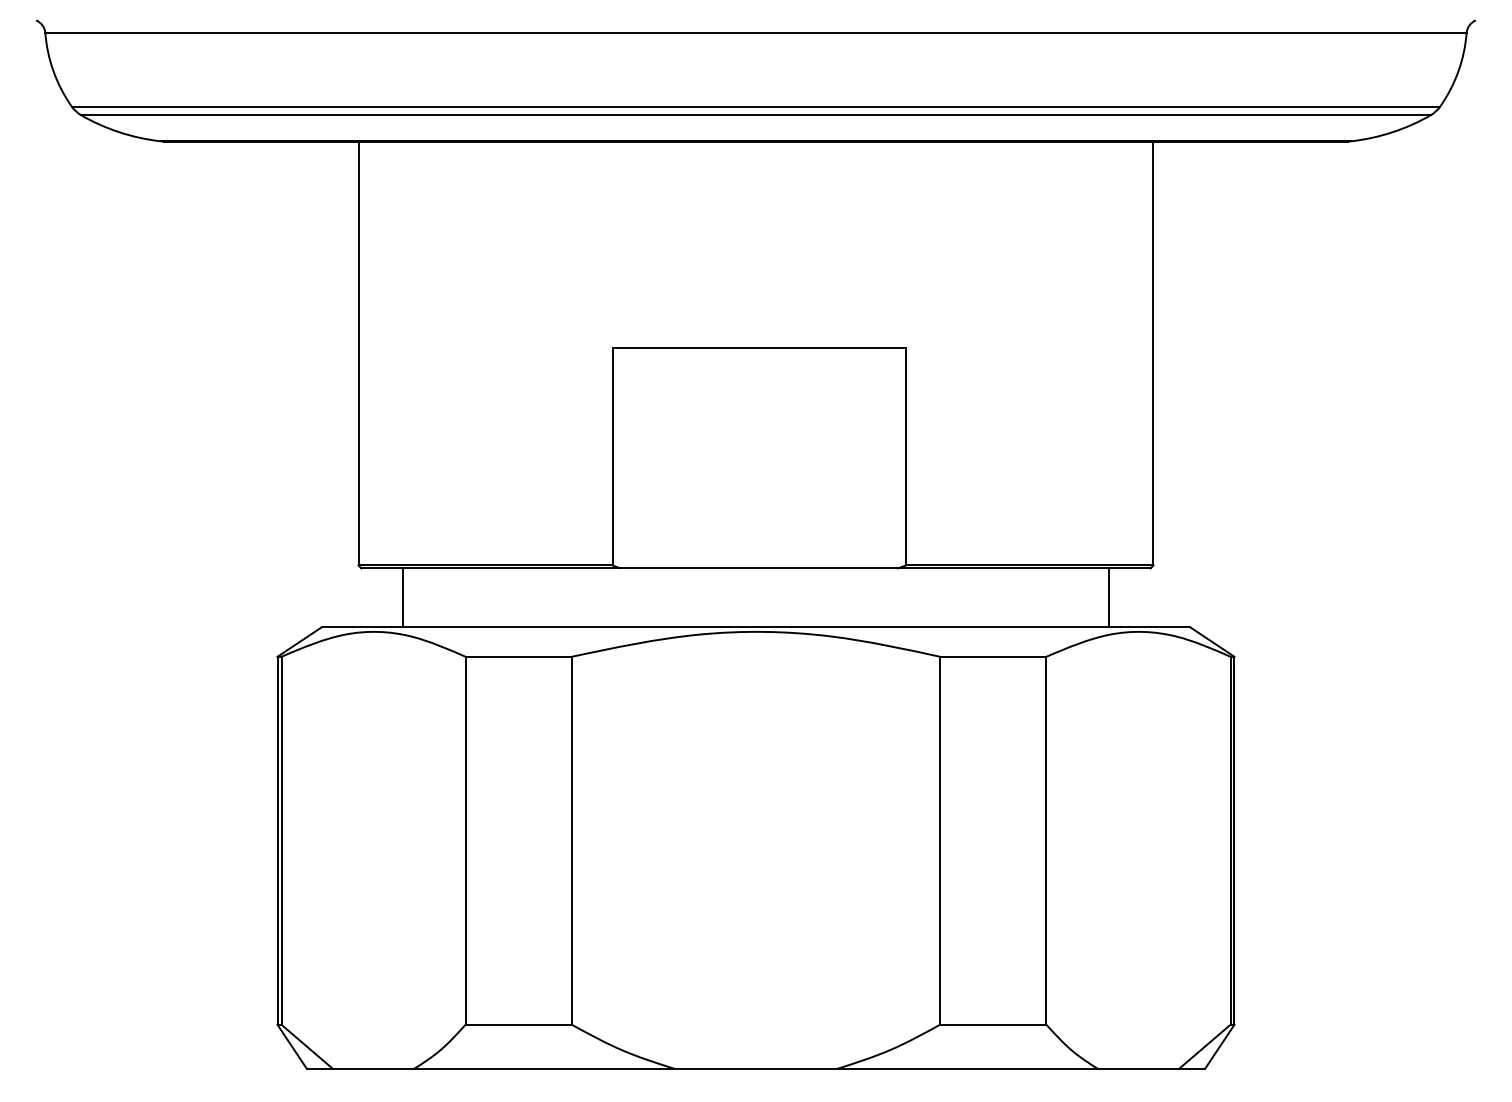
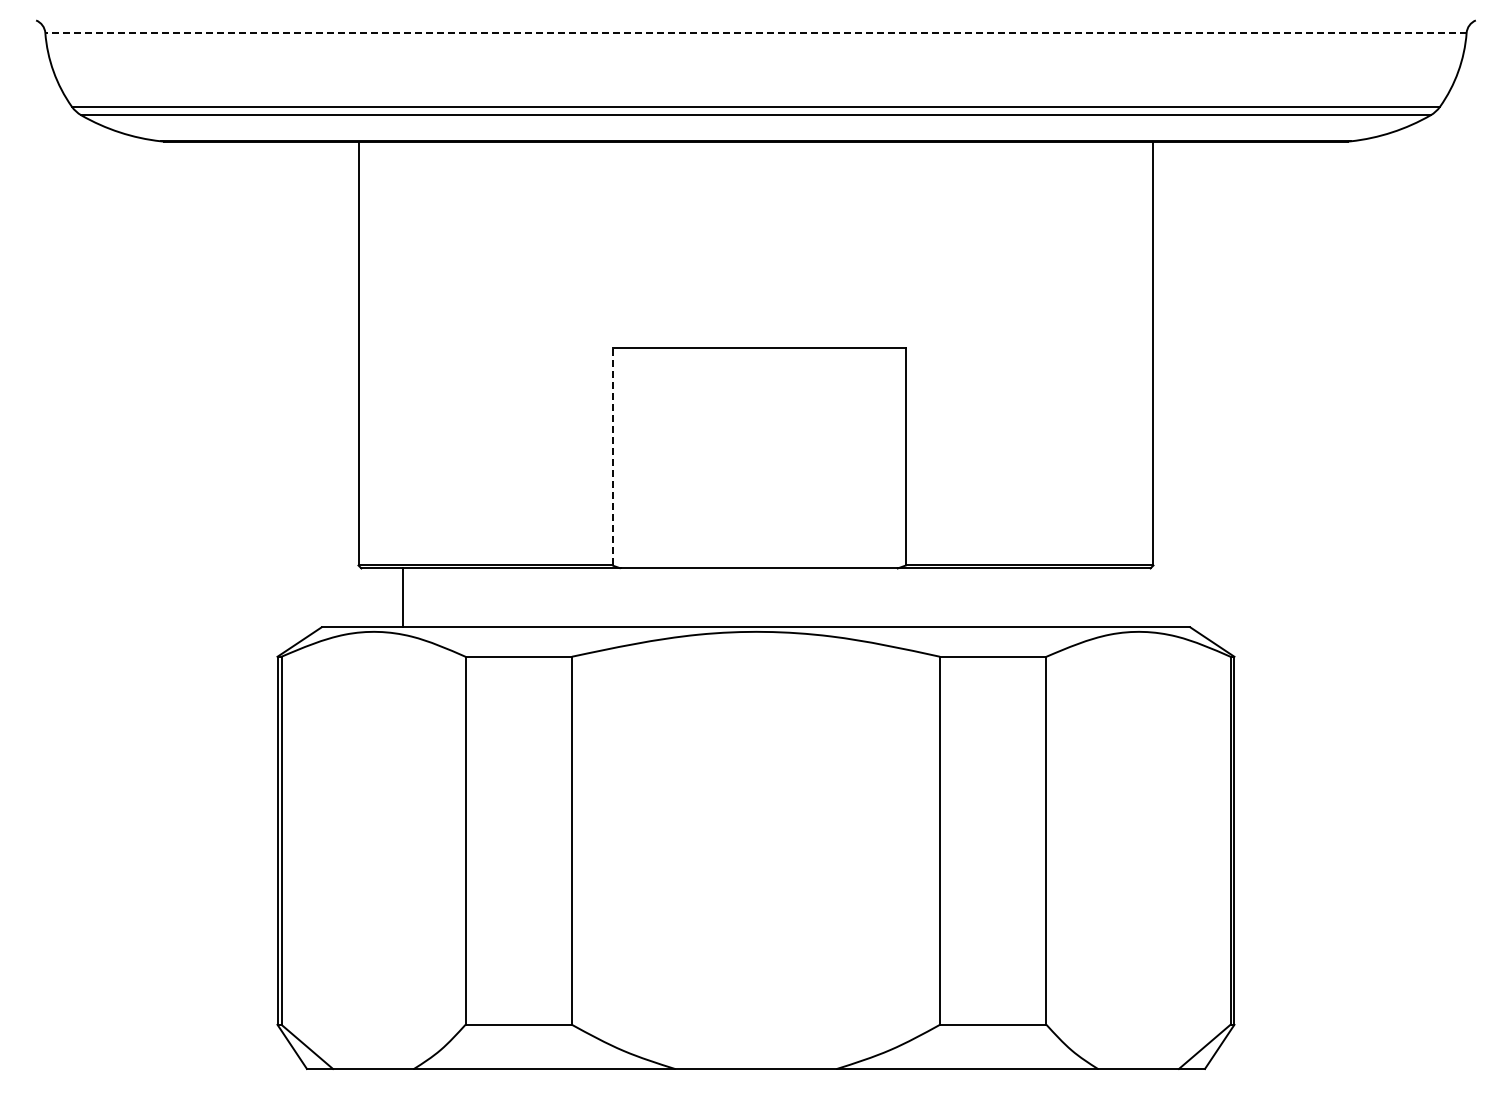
line: solid -> dashed (755, 33)
line: solid -> dashed (612, 456)
line: present -> none (1109, 597)
